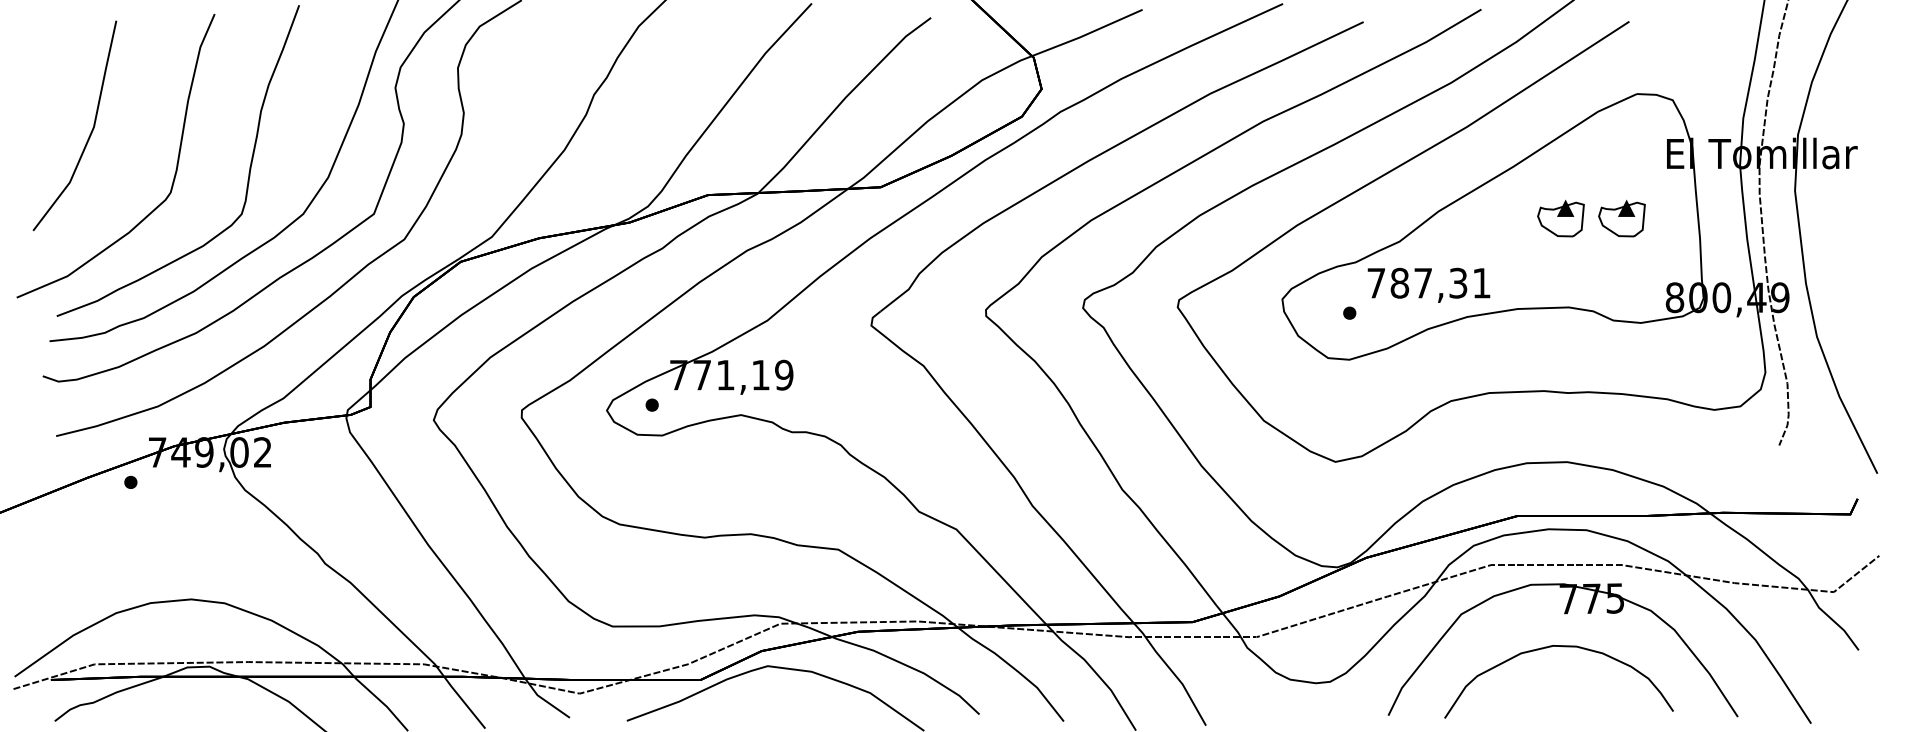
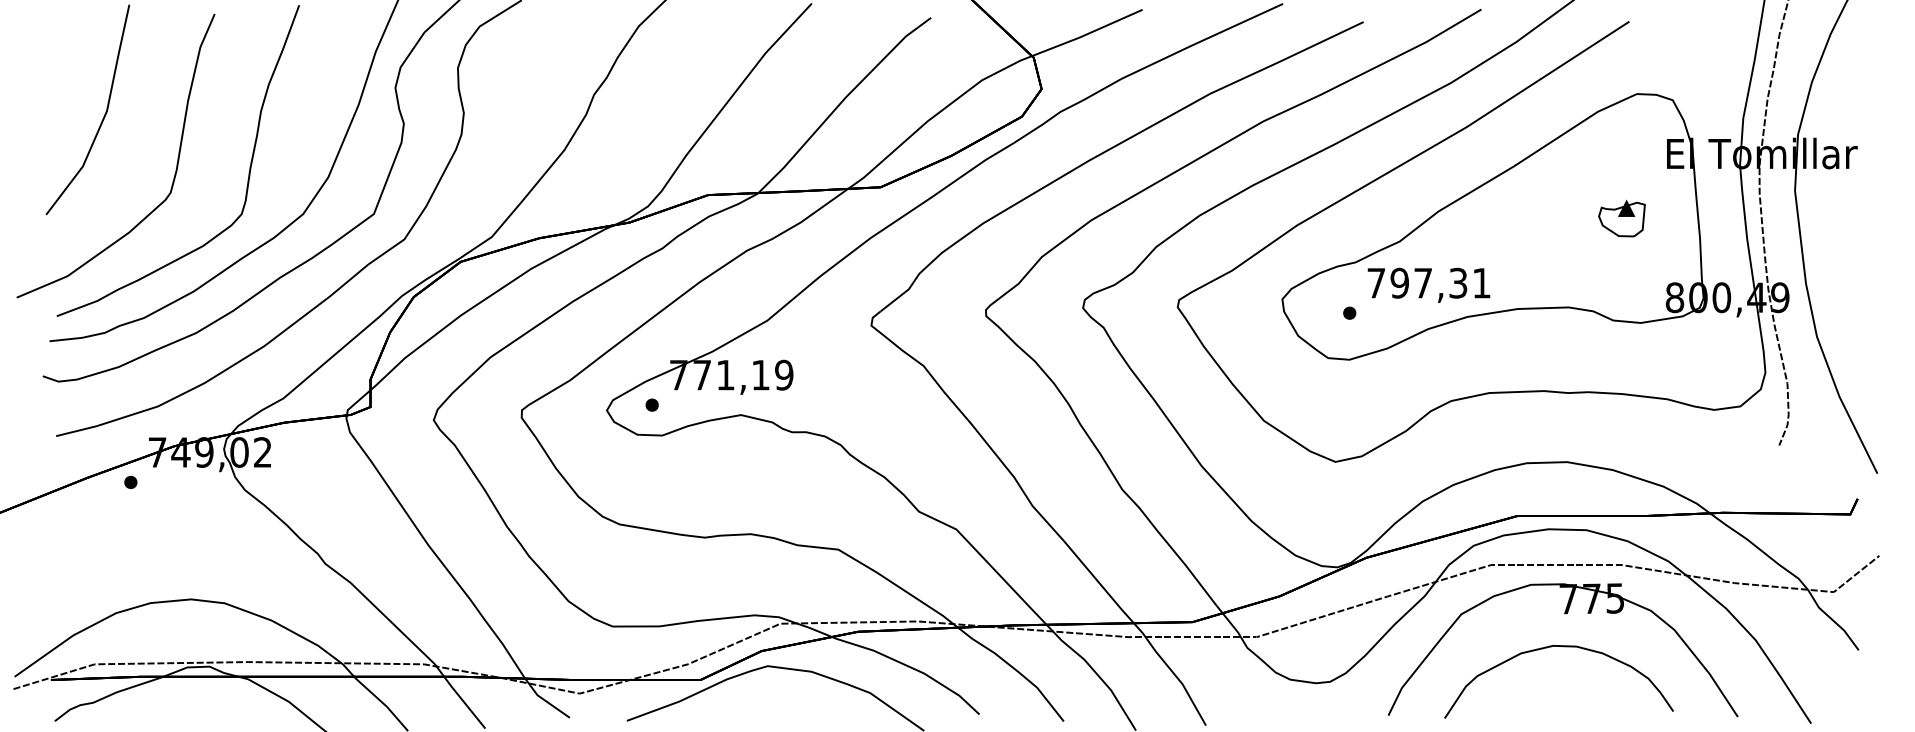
line position: (90, 132) -> (103, 116) (103, 116)
part: present -> none (1560, 218)
text: 787,31 -> 797,31 (1399, 283)
